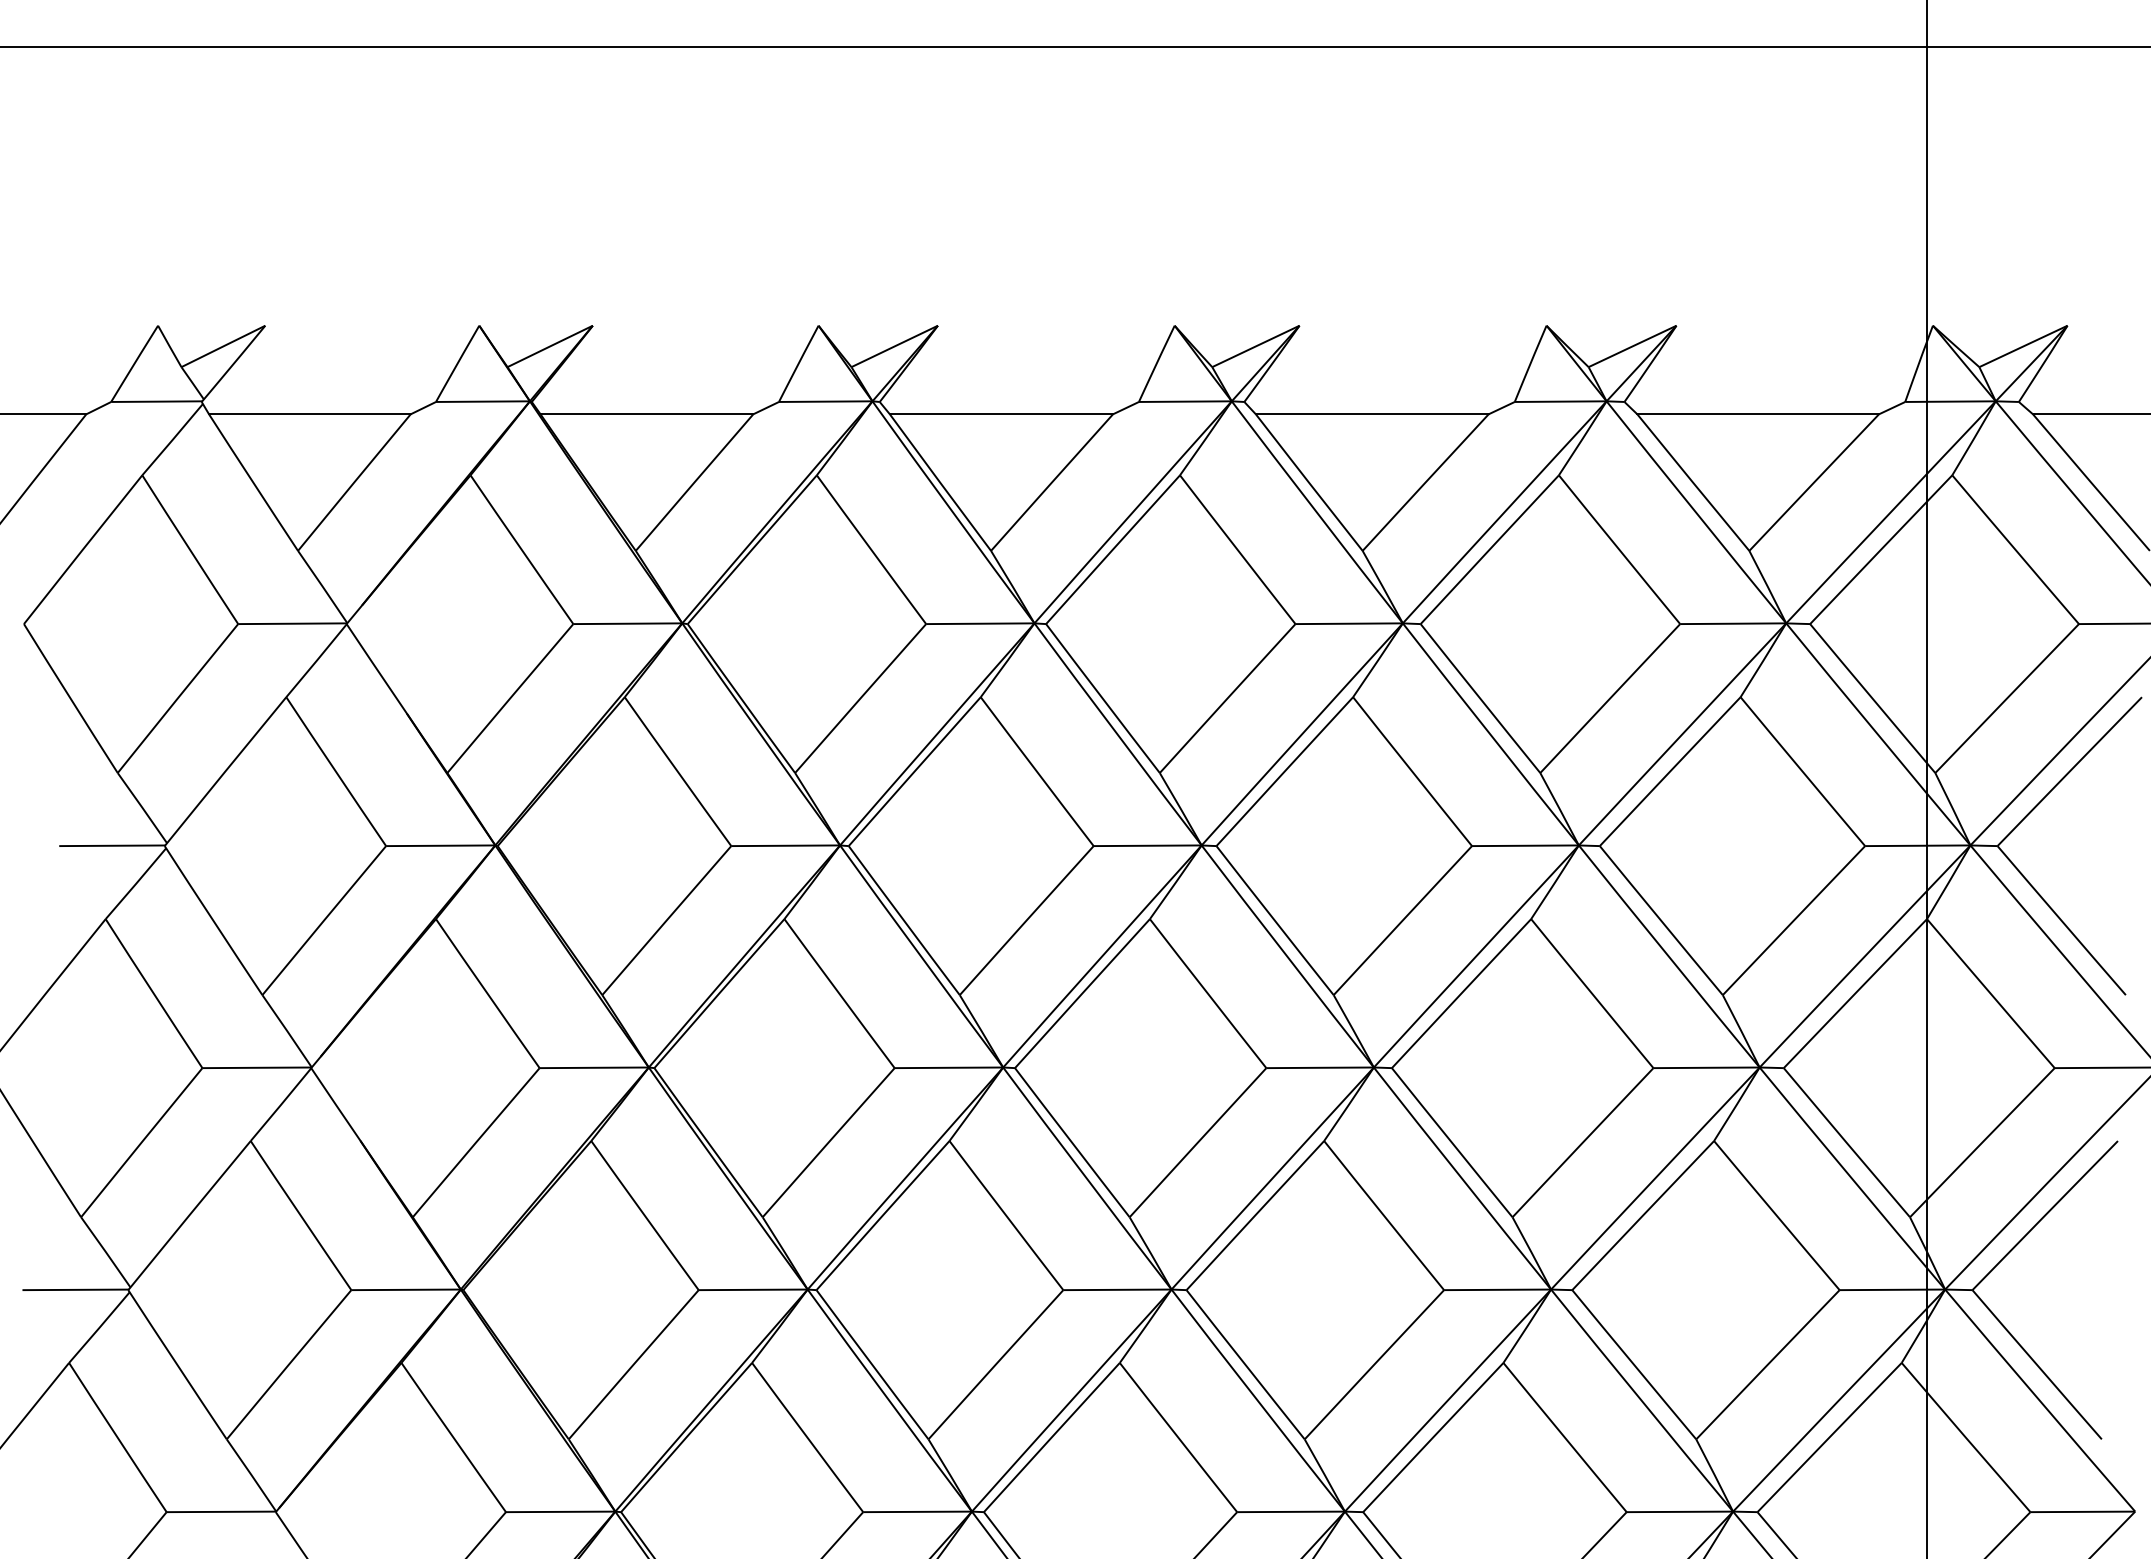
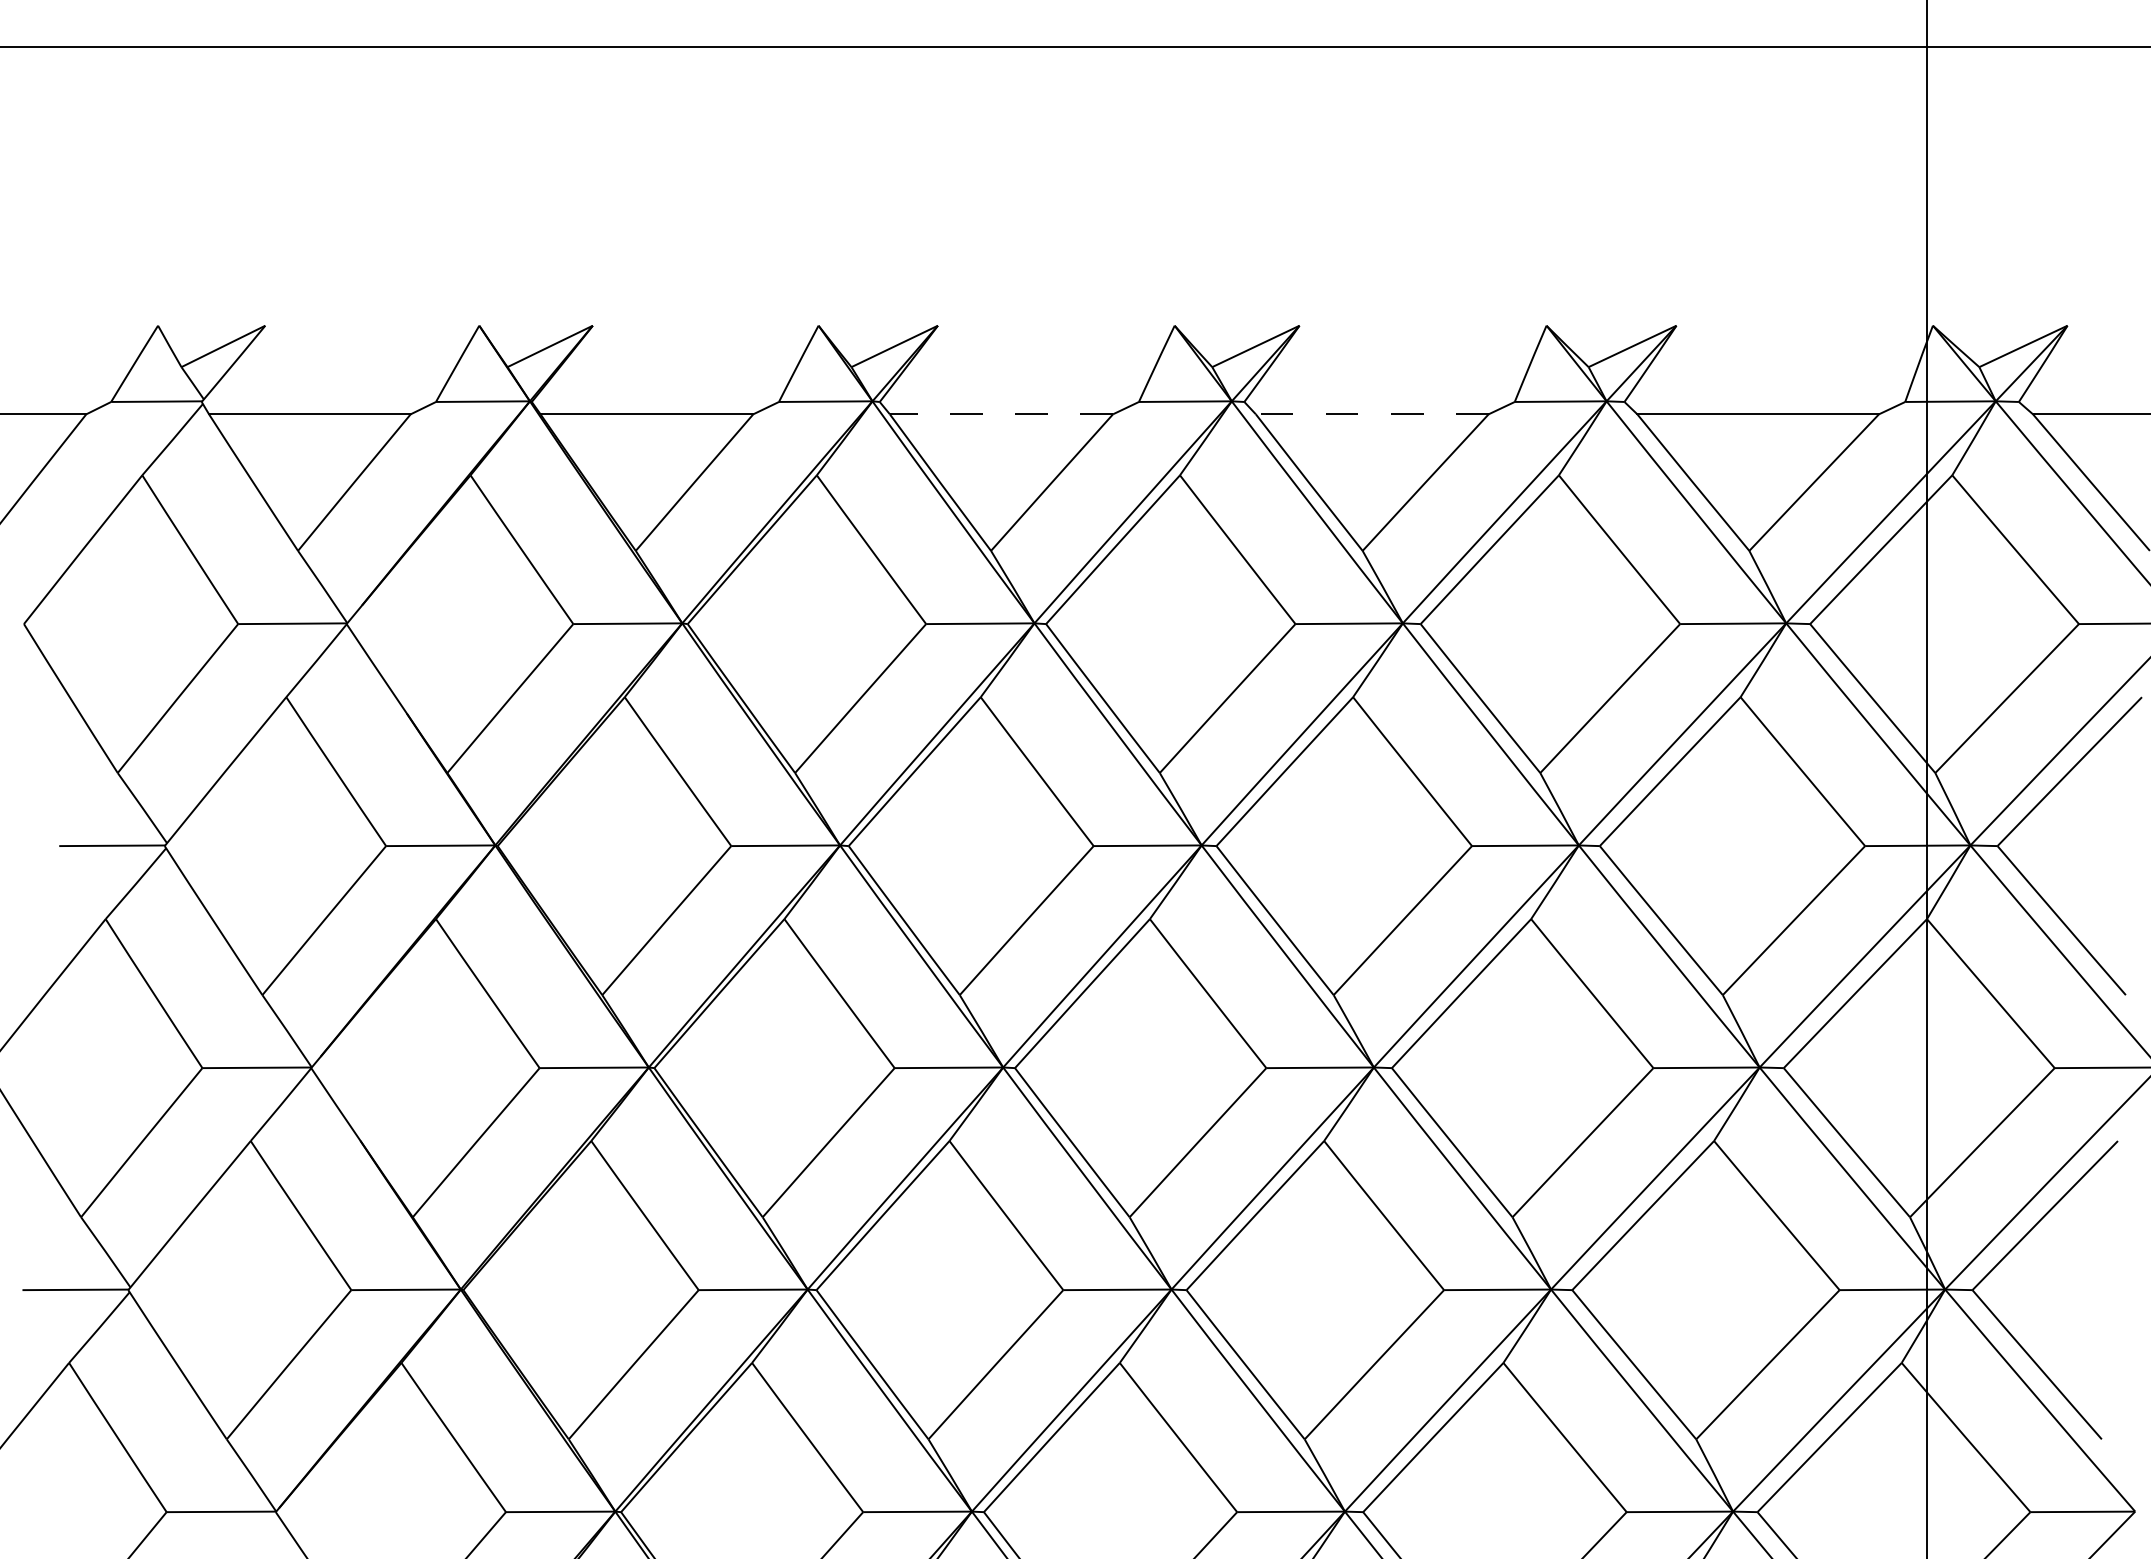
line: solid -> dashed (1001, 414)
line: solid -> dashed (1371, 414)
